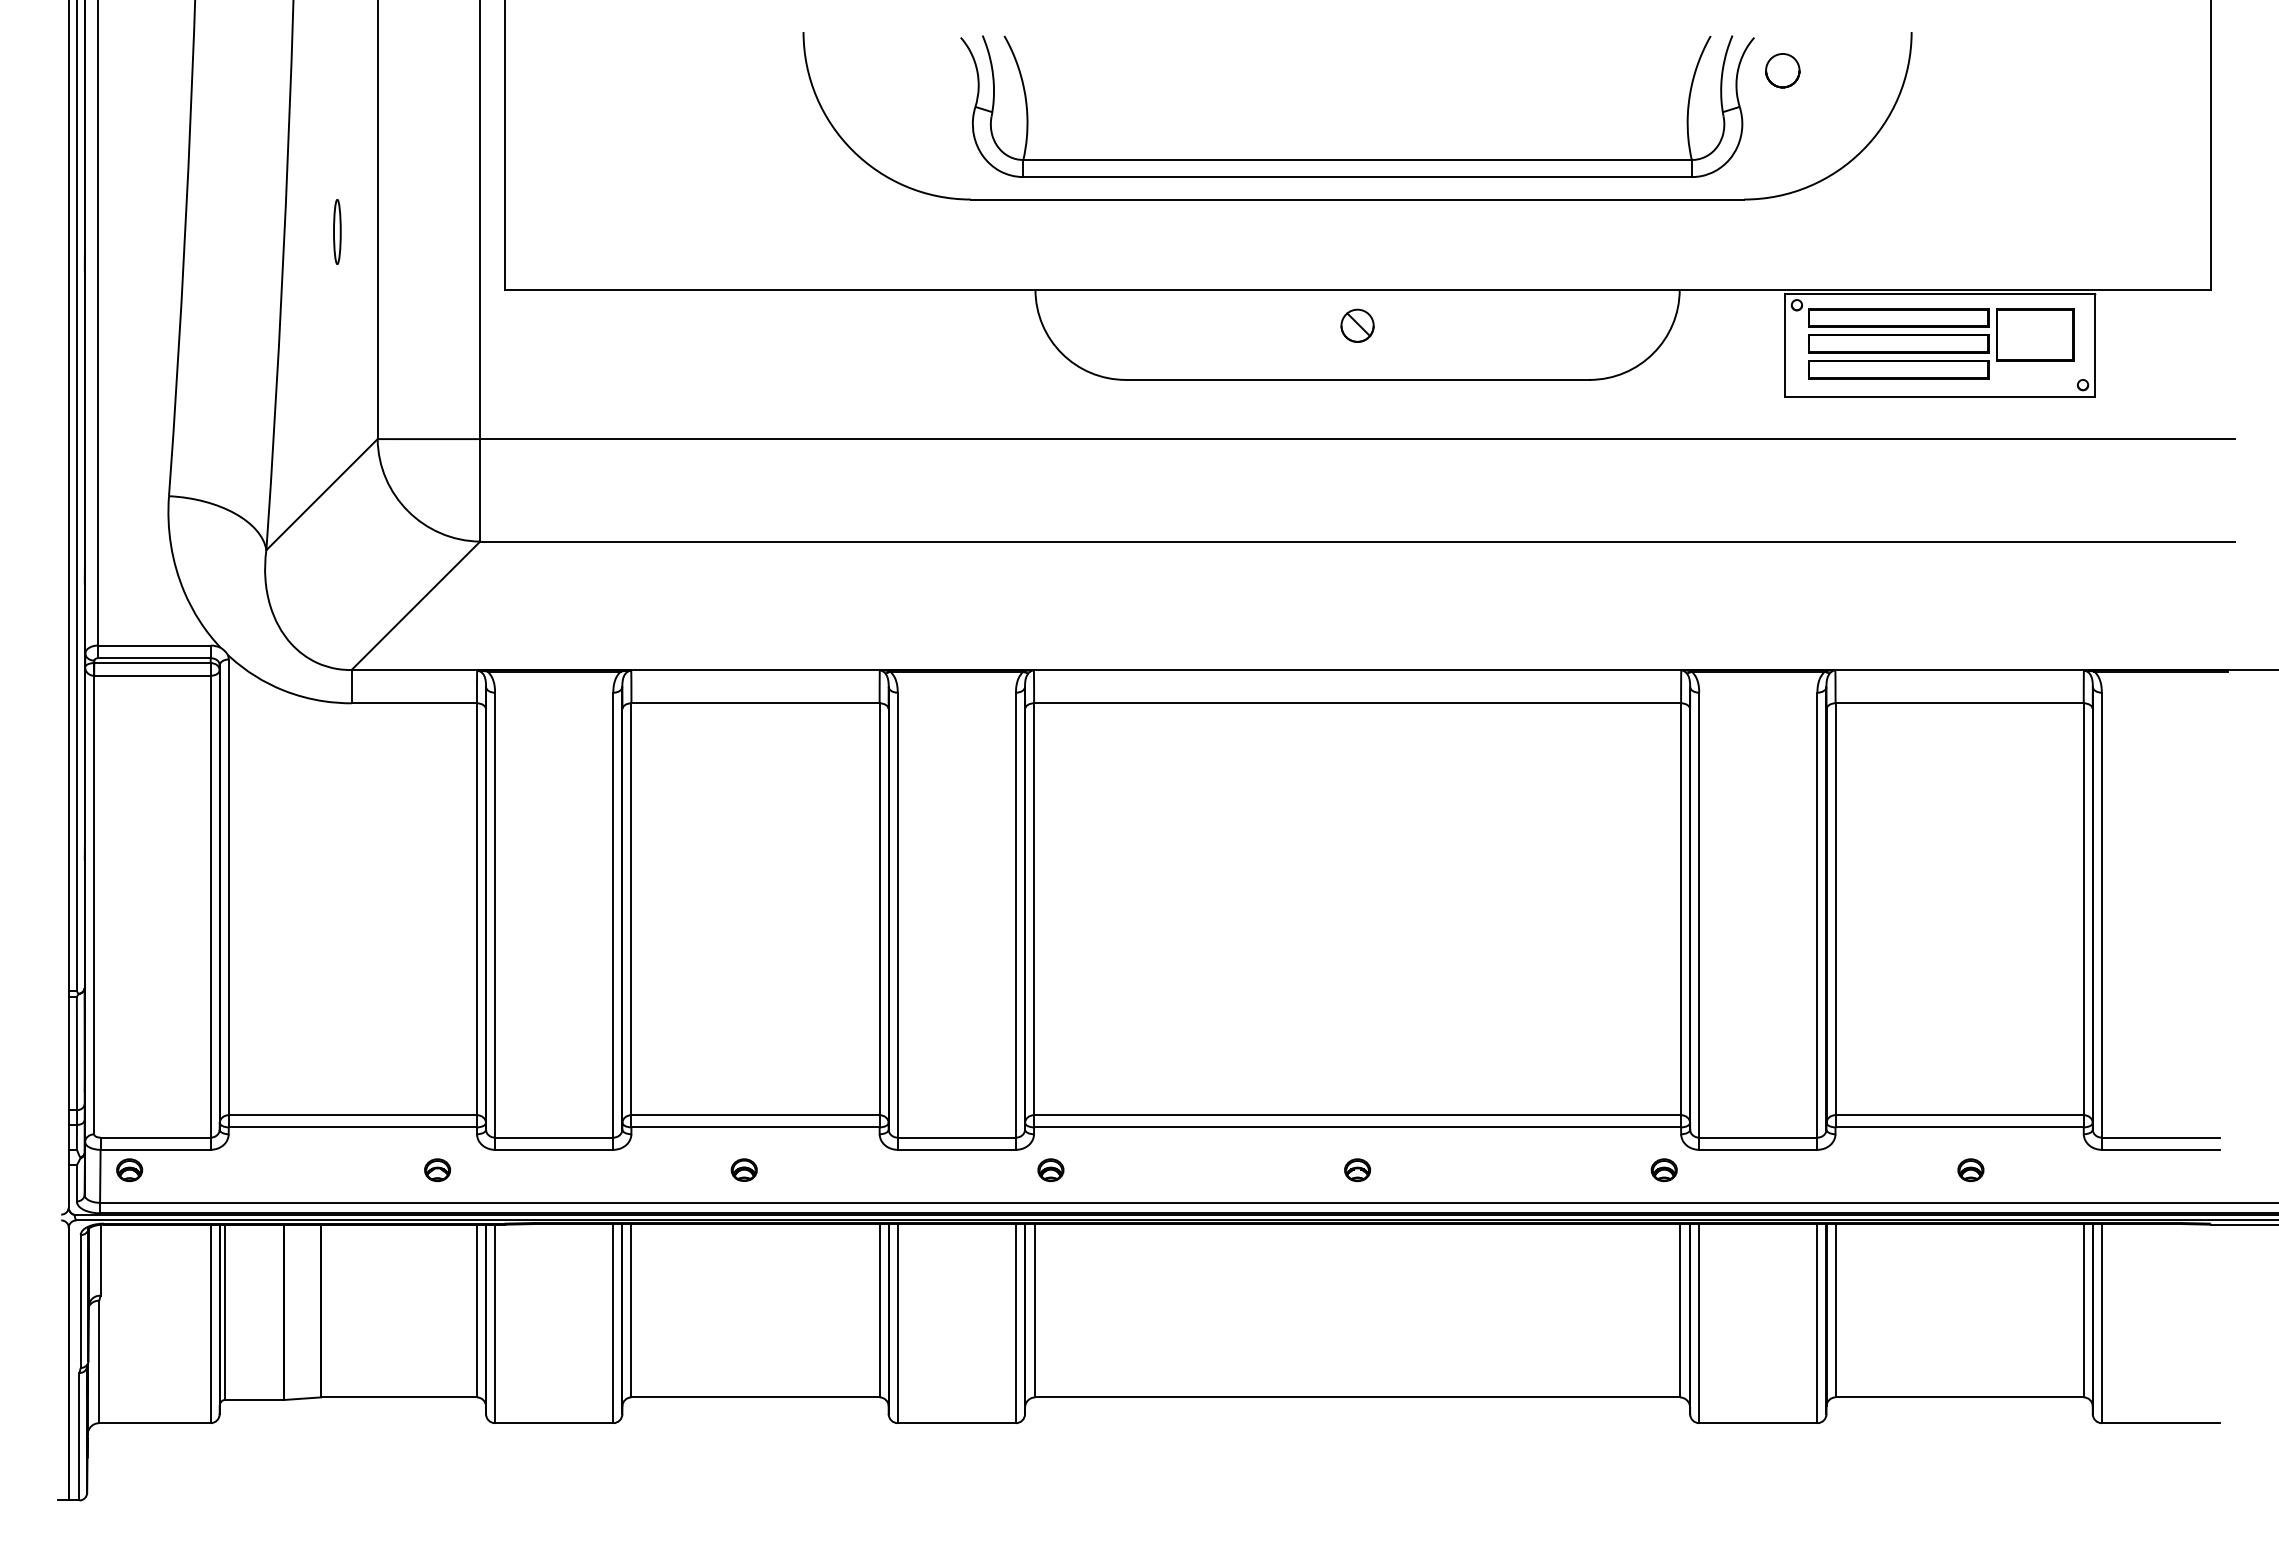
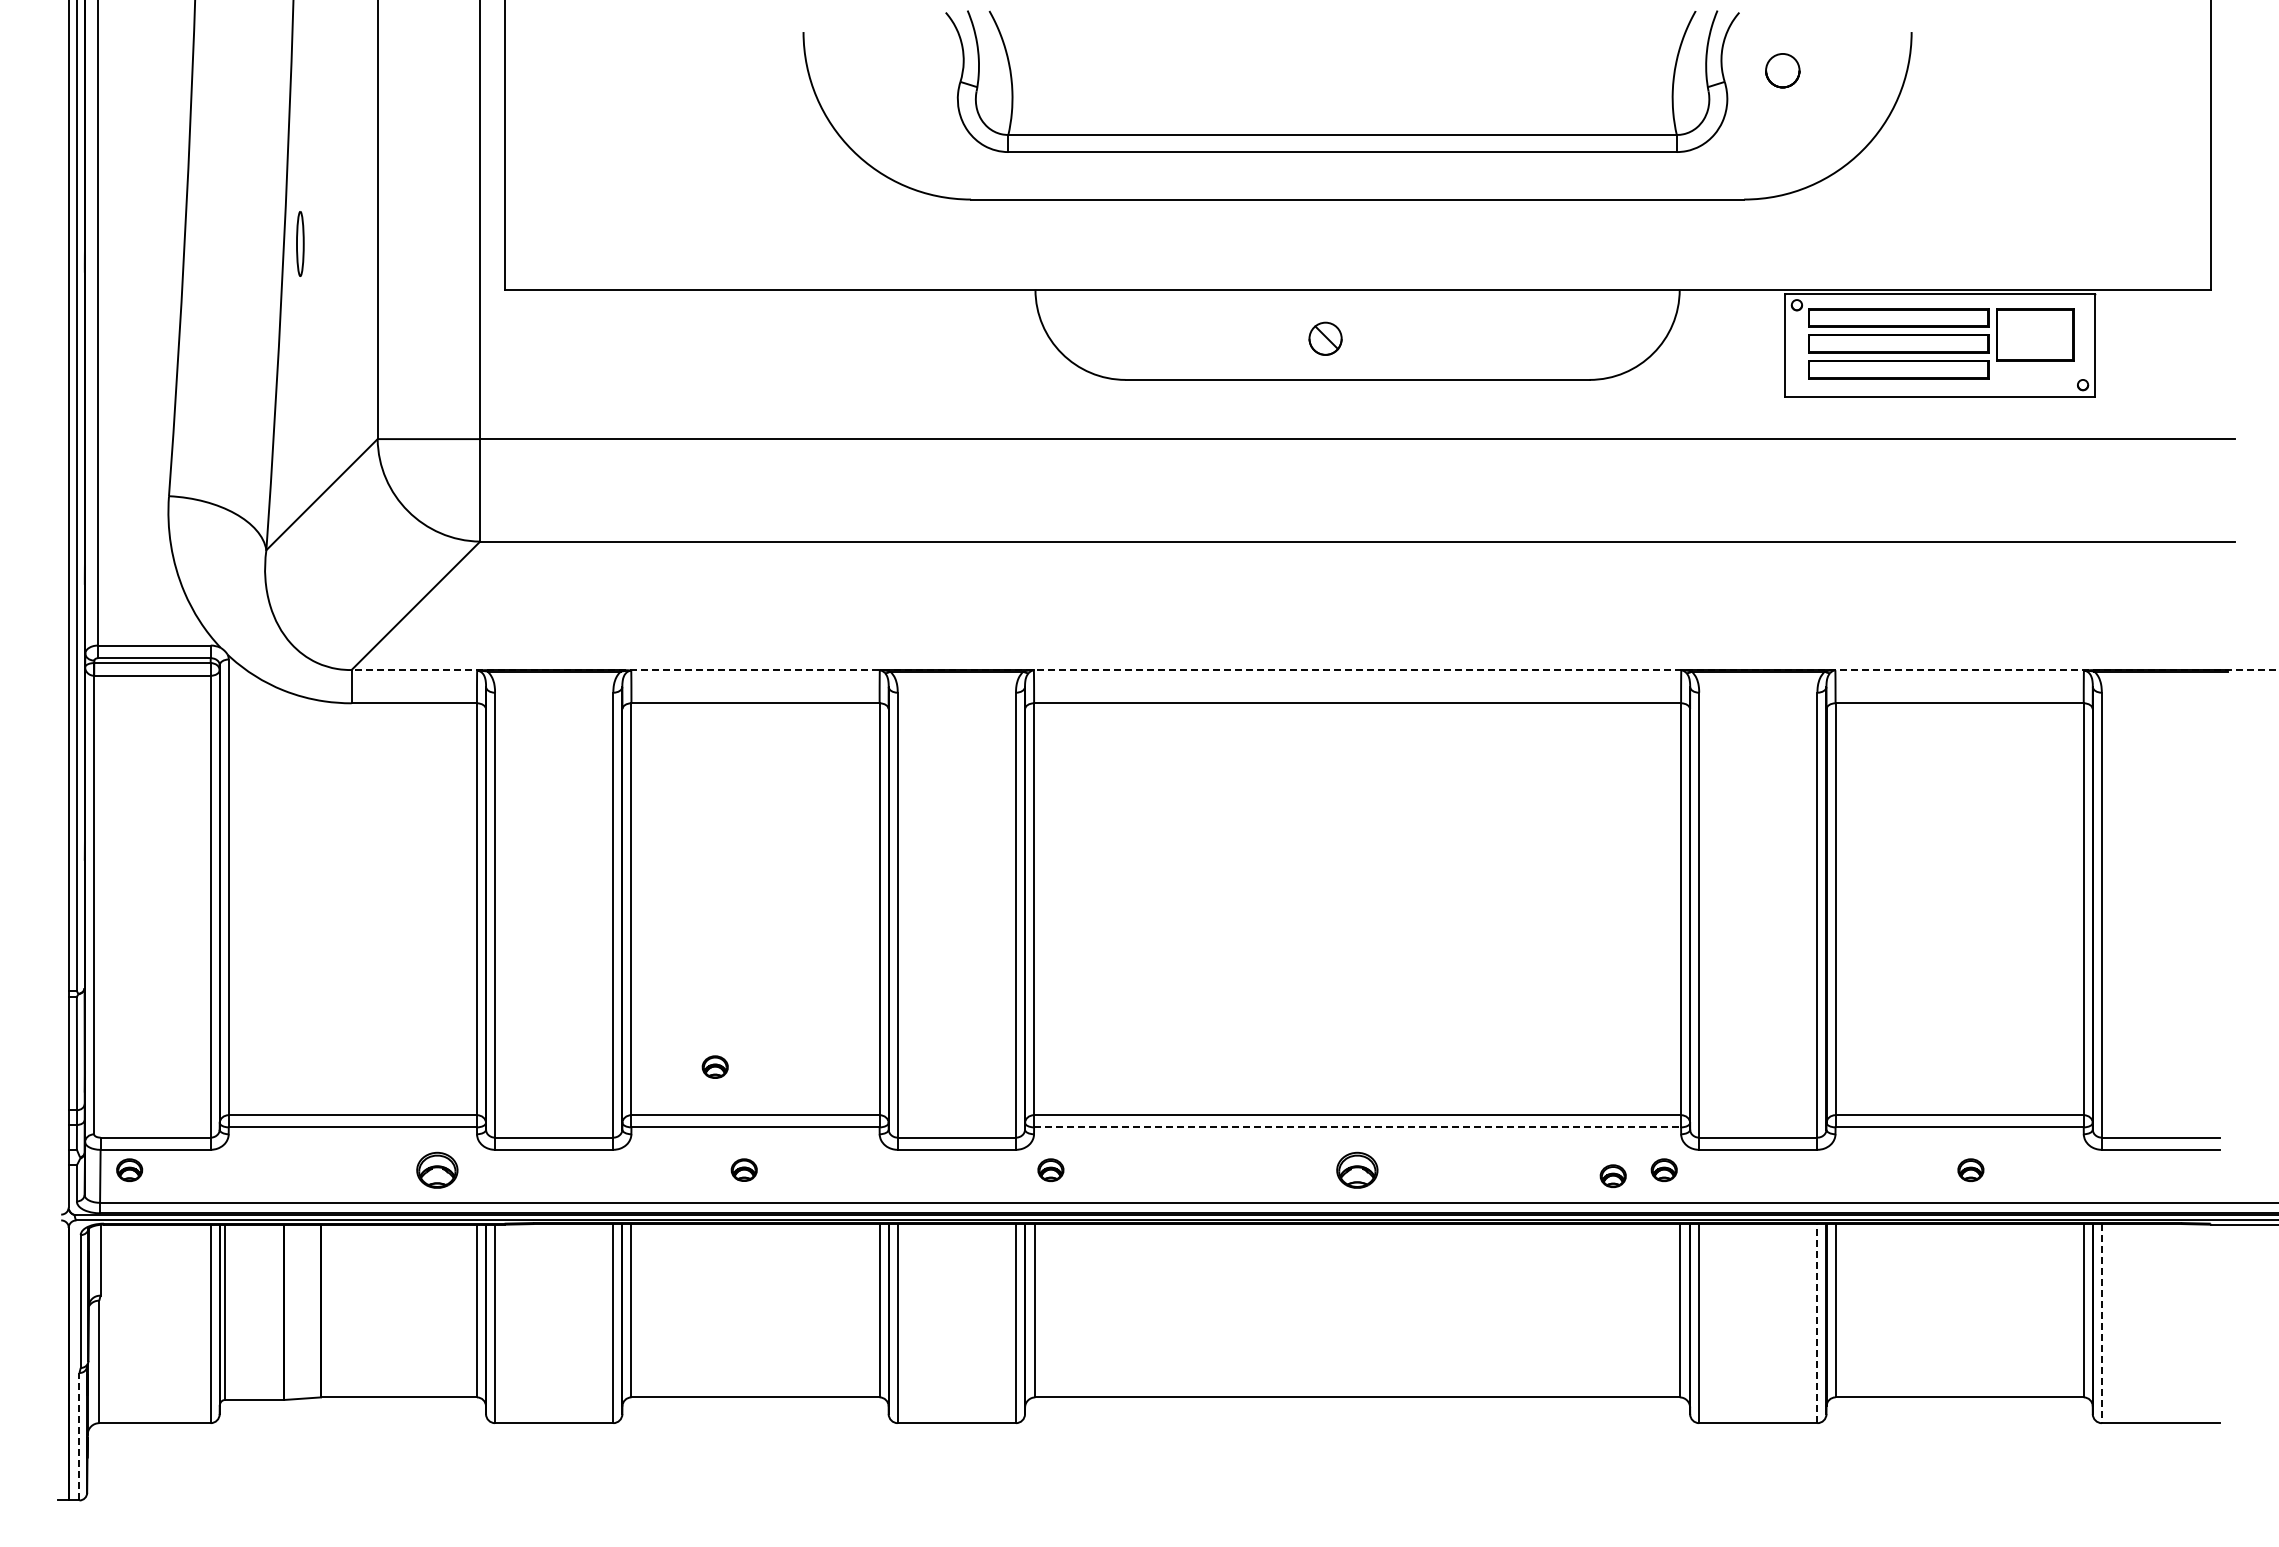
part position: (1357, 159) -> (1342, 134) (1342, 134)
part position: (337, 231) -> (300, 243) (300, 243)
part position: (1357, 325) -> (1325, 338) (1325, 338)
line: solid -> dashed (1314, 670)
part: none -> present (714, 1066)
line: solid -> dashed (1358, 1127)
part size: 28x24 px -> 43x38 px (437, 1169)
part size: 28x24 px -> 43x38 px (1357, 1169)
part: none -> present (1612, 1175)
line: solid -> dashed (1817, 1323)
line: solid -> dashed (2101, 1323)
line: solid -> dashed (79, 1436)
